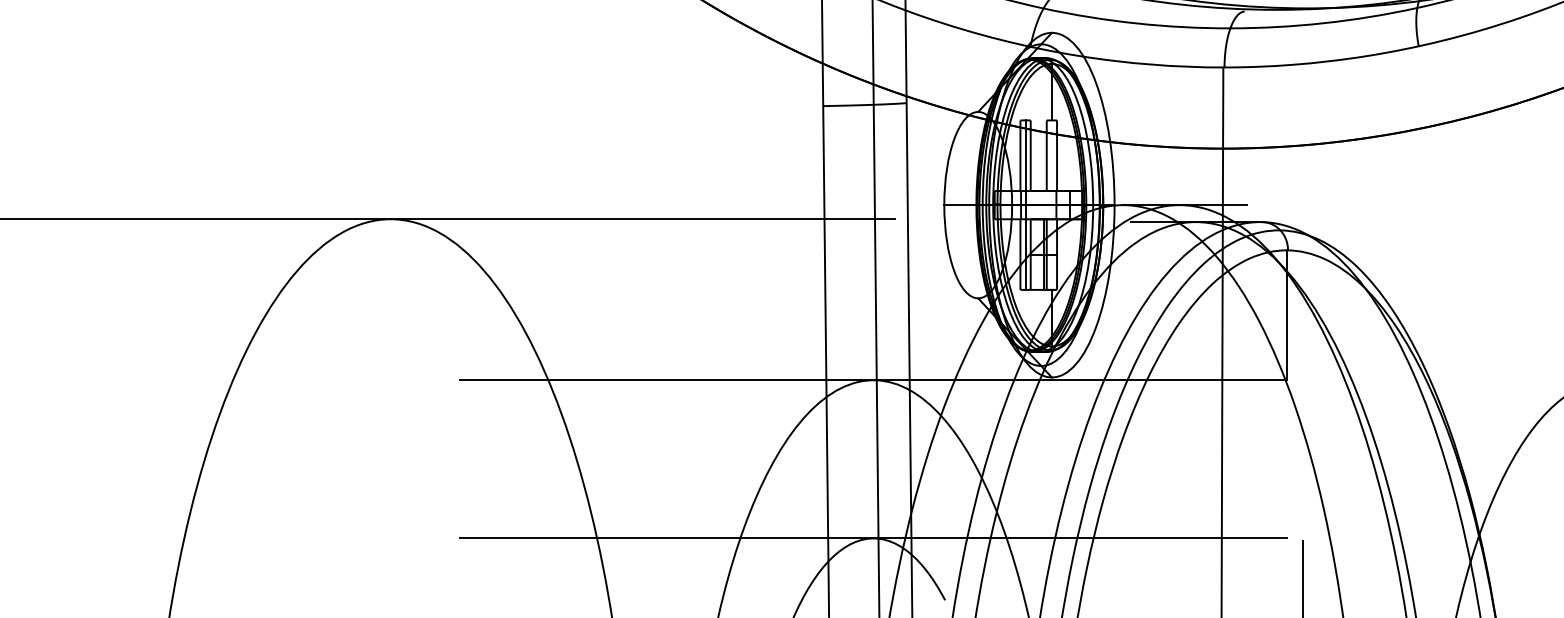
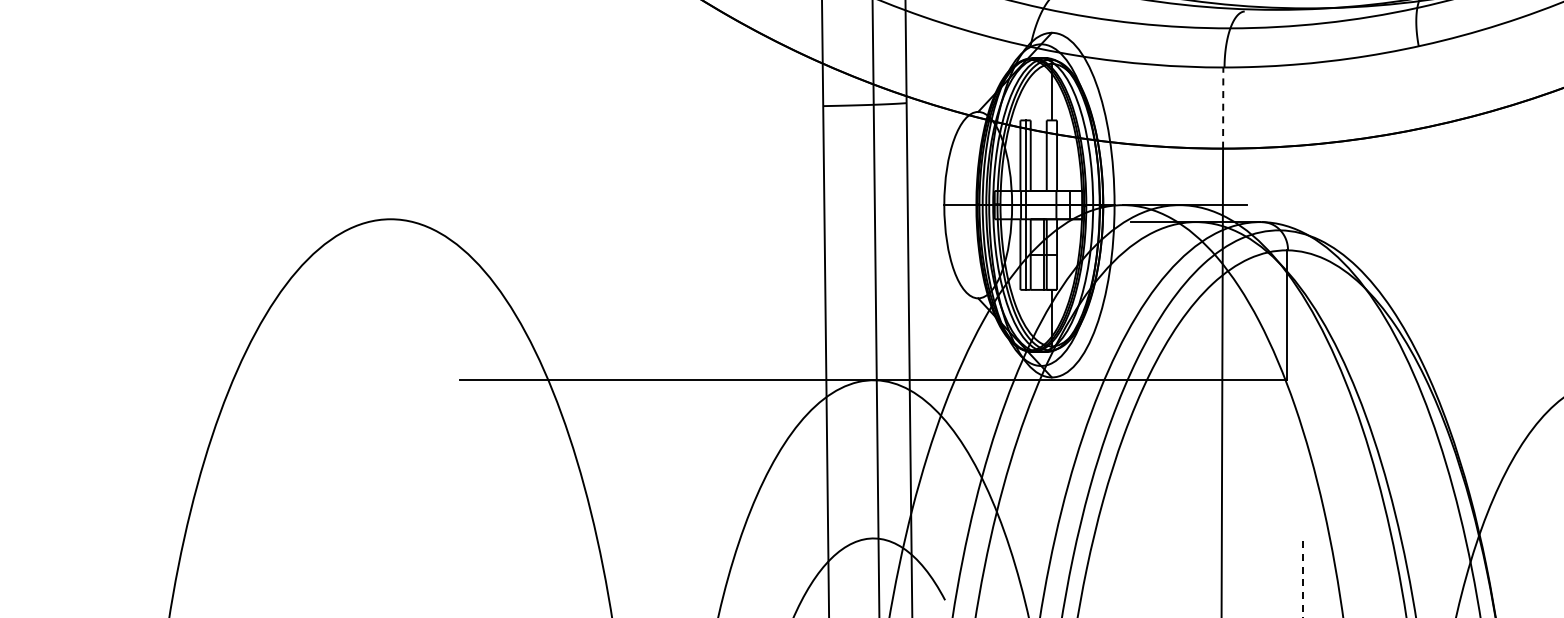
line: solid -> dashed (1223, 108)
line: present -> none (448, 219)
line: present -> none (873, 538)
line: solid -> dashed (1302, 580)
